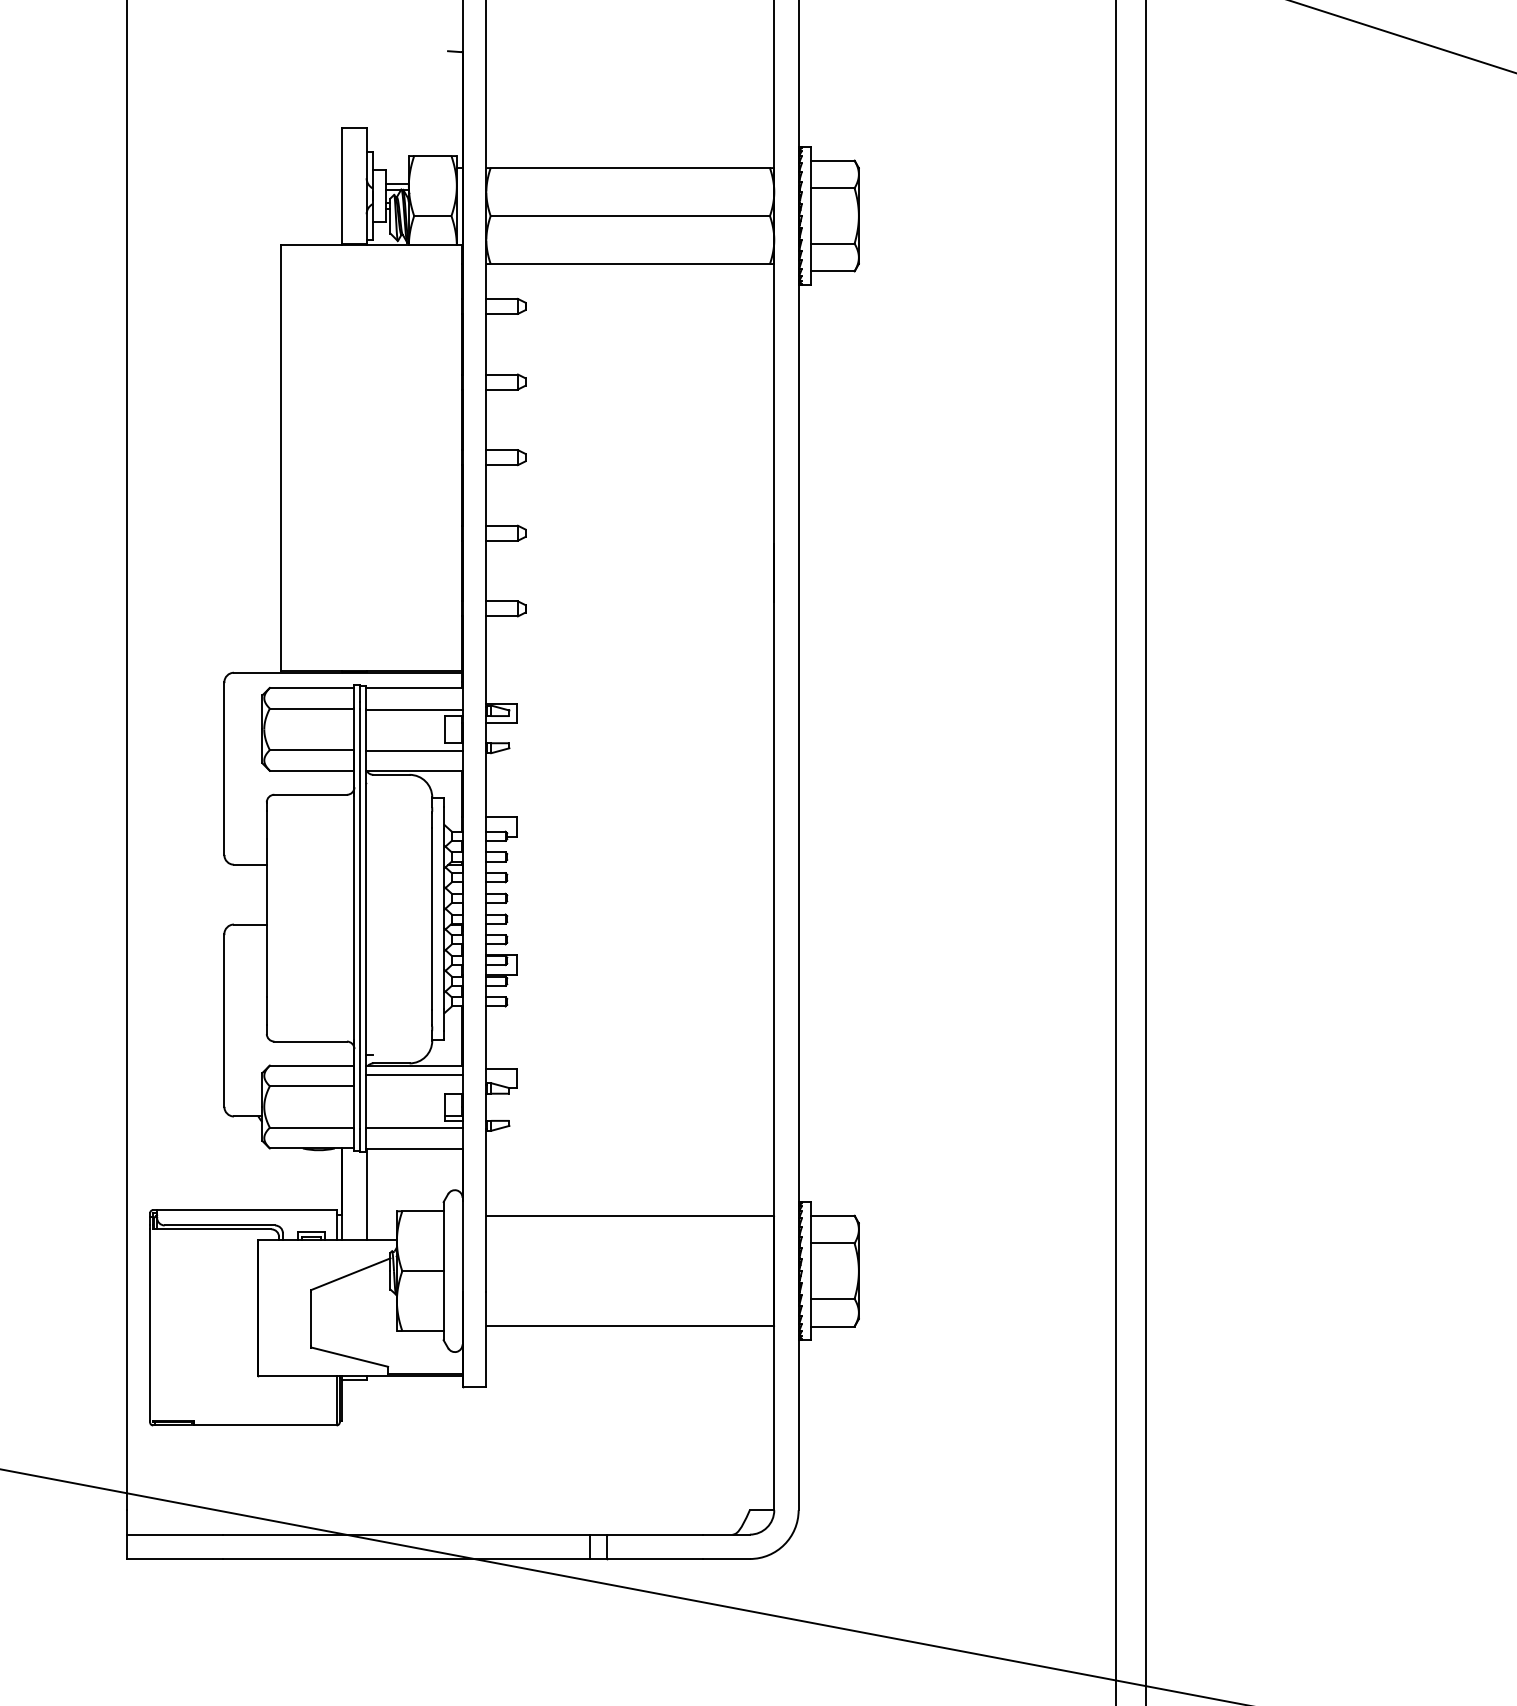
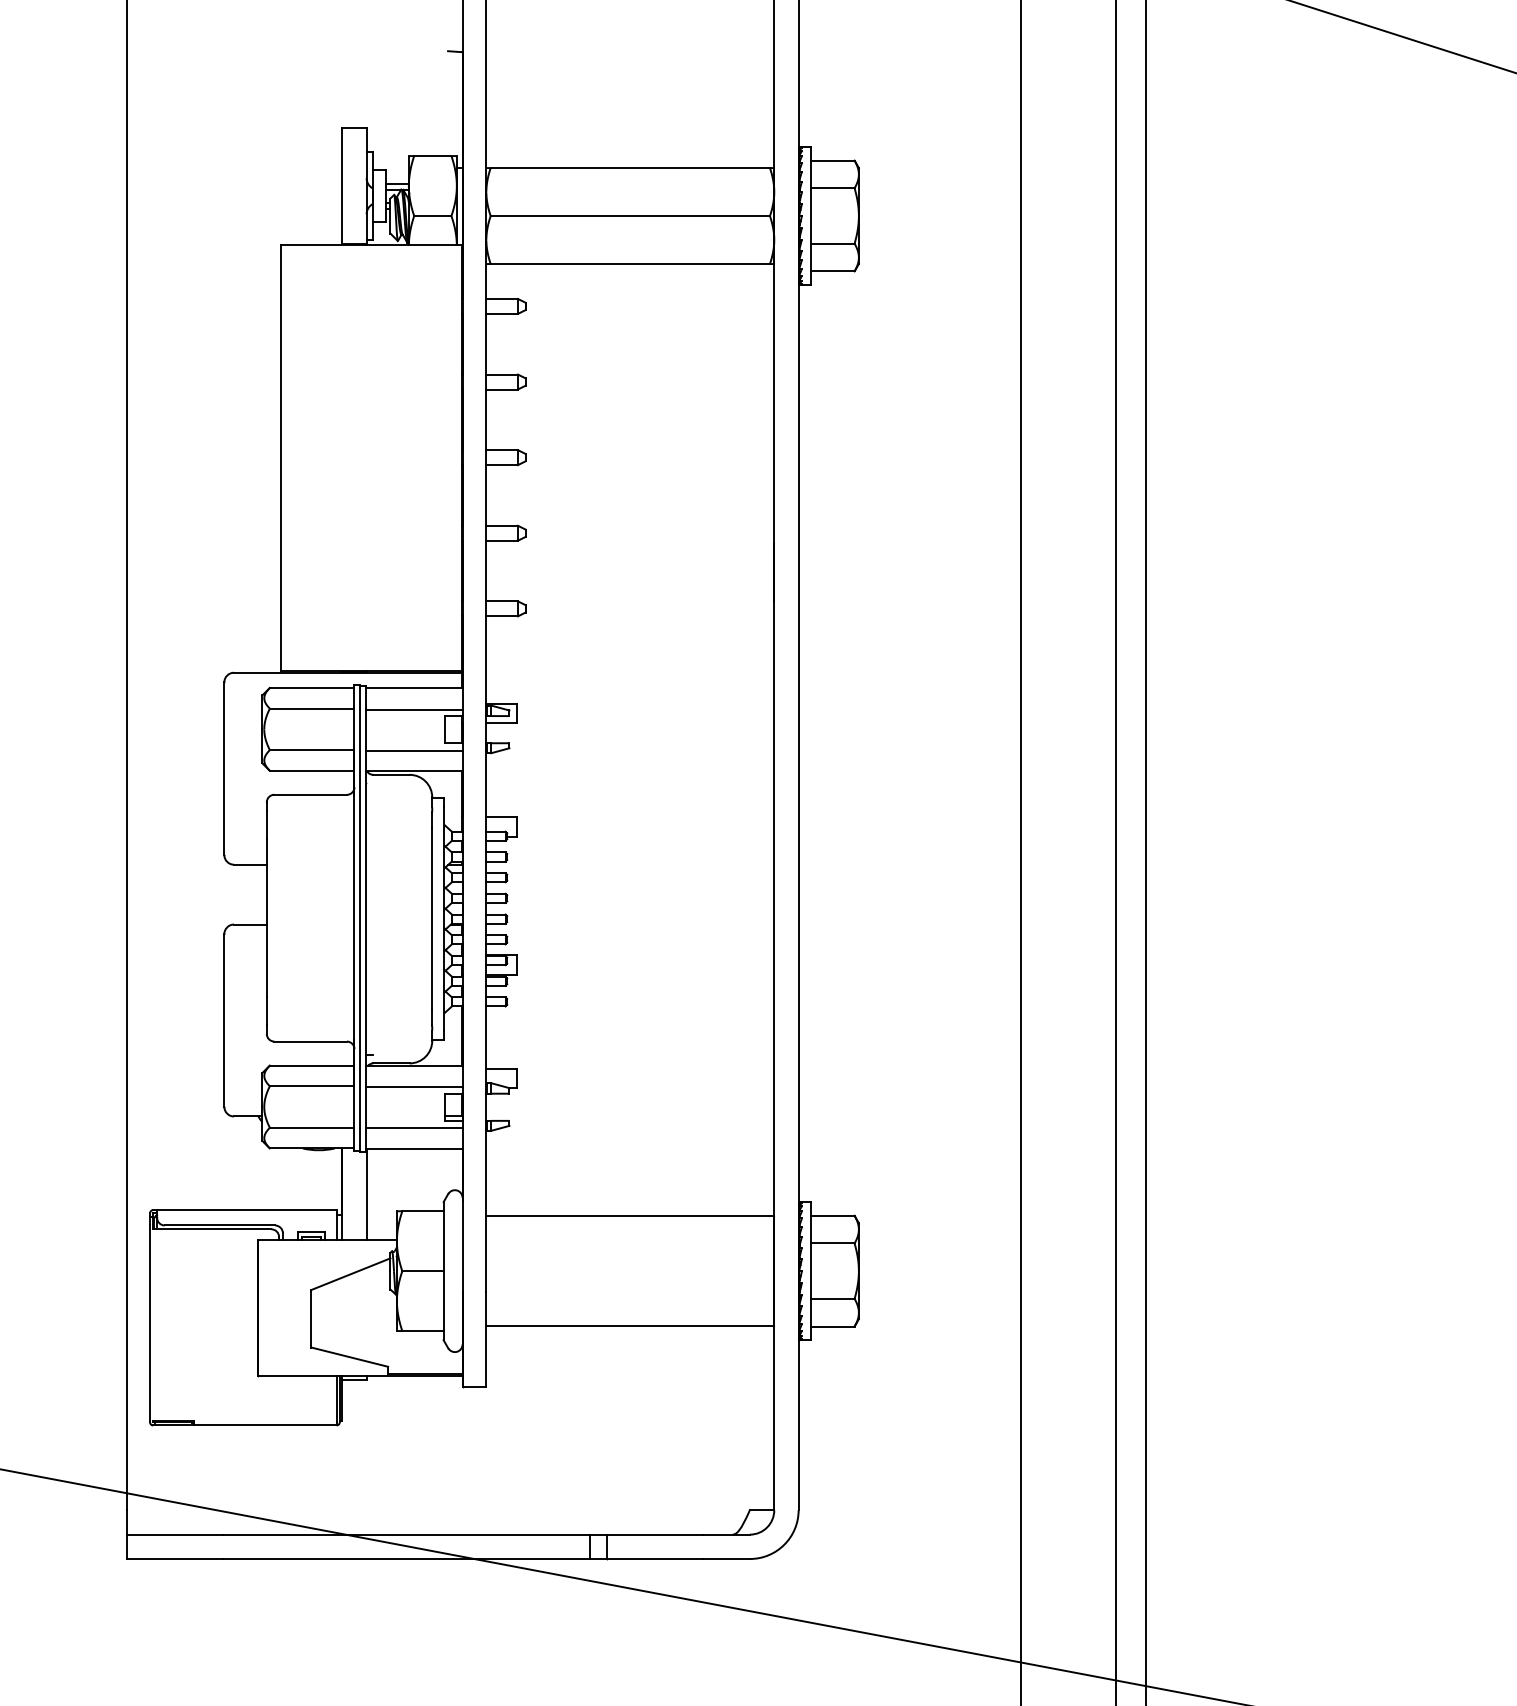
line: none -> present (1020, 852)
line position: (413, 1075) -> (413, 1087) (413, 1087)
